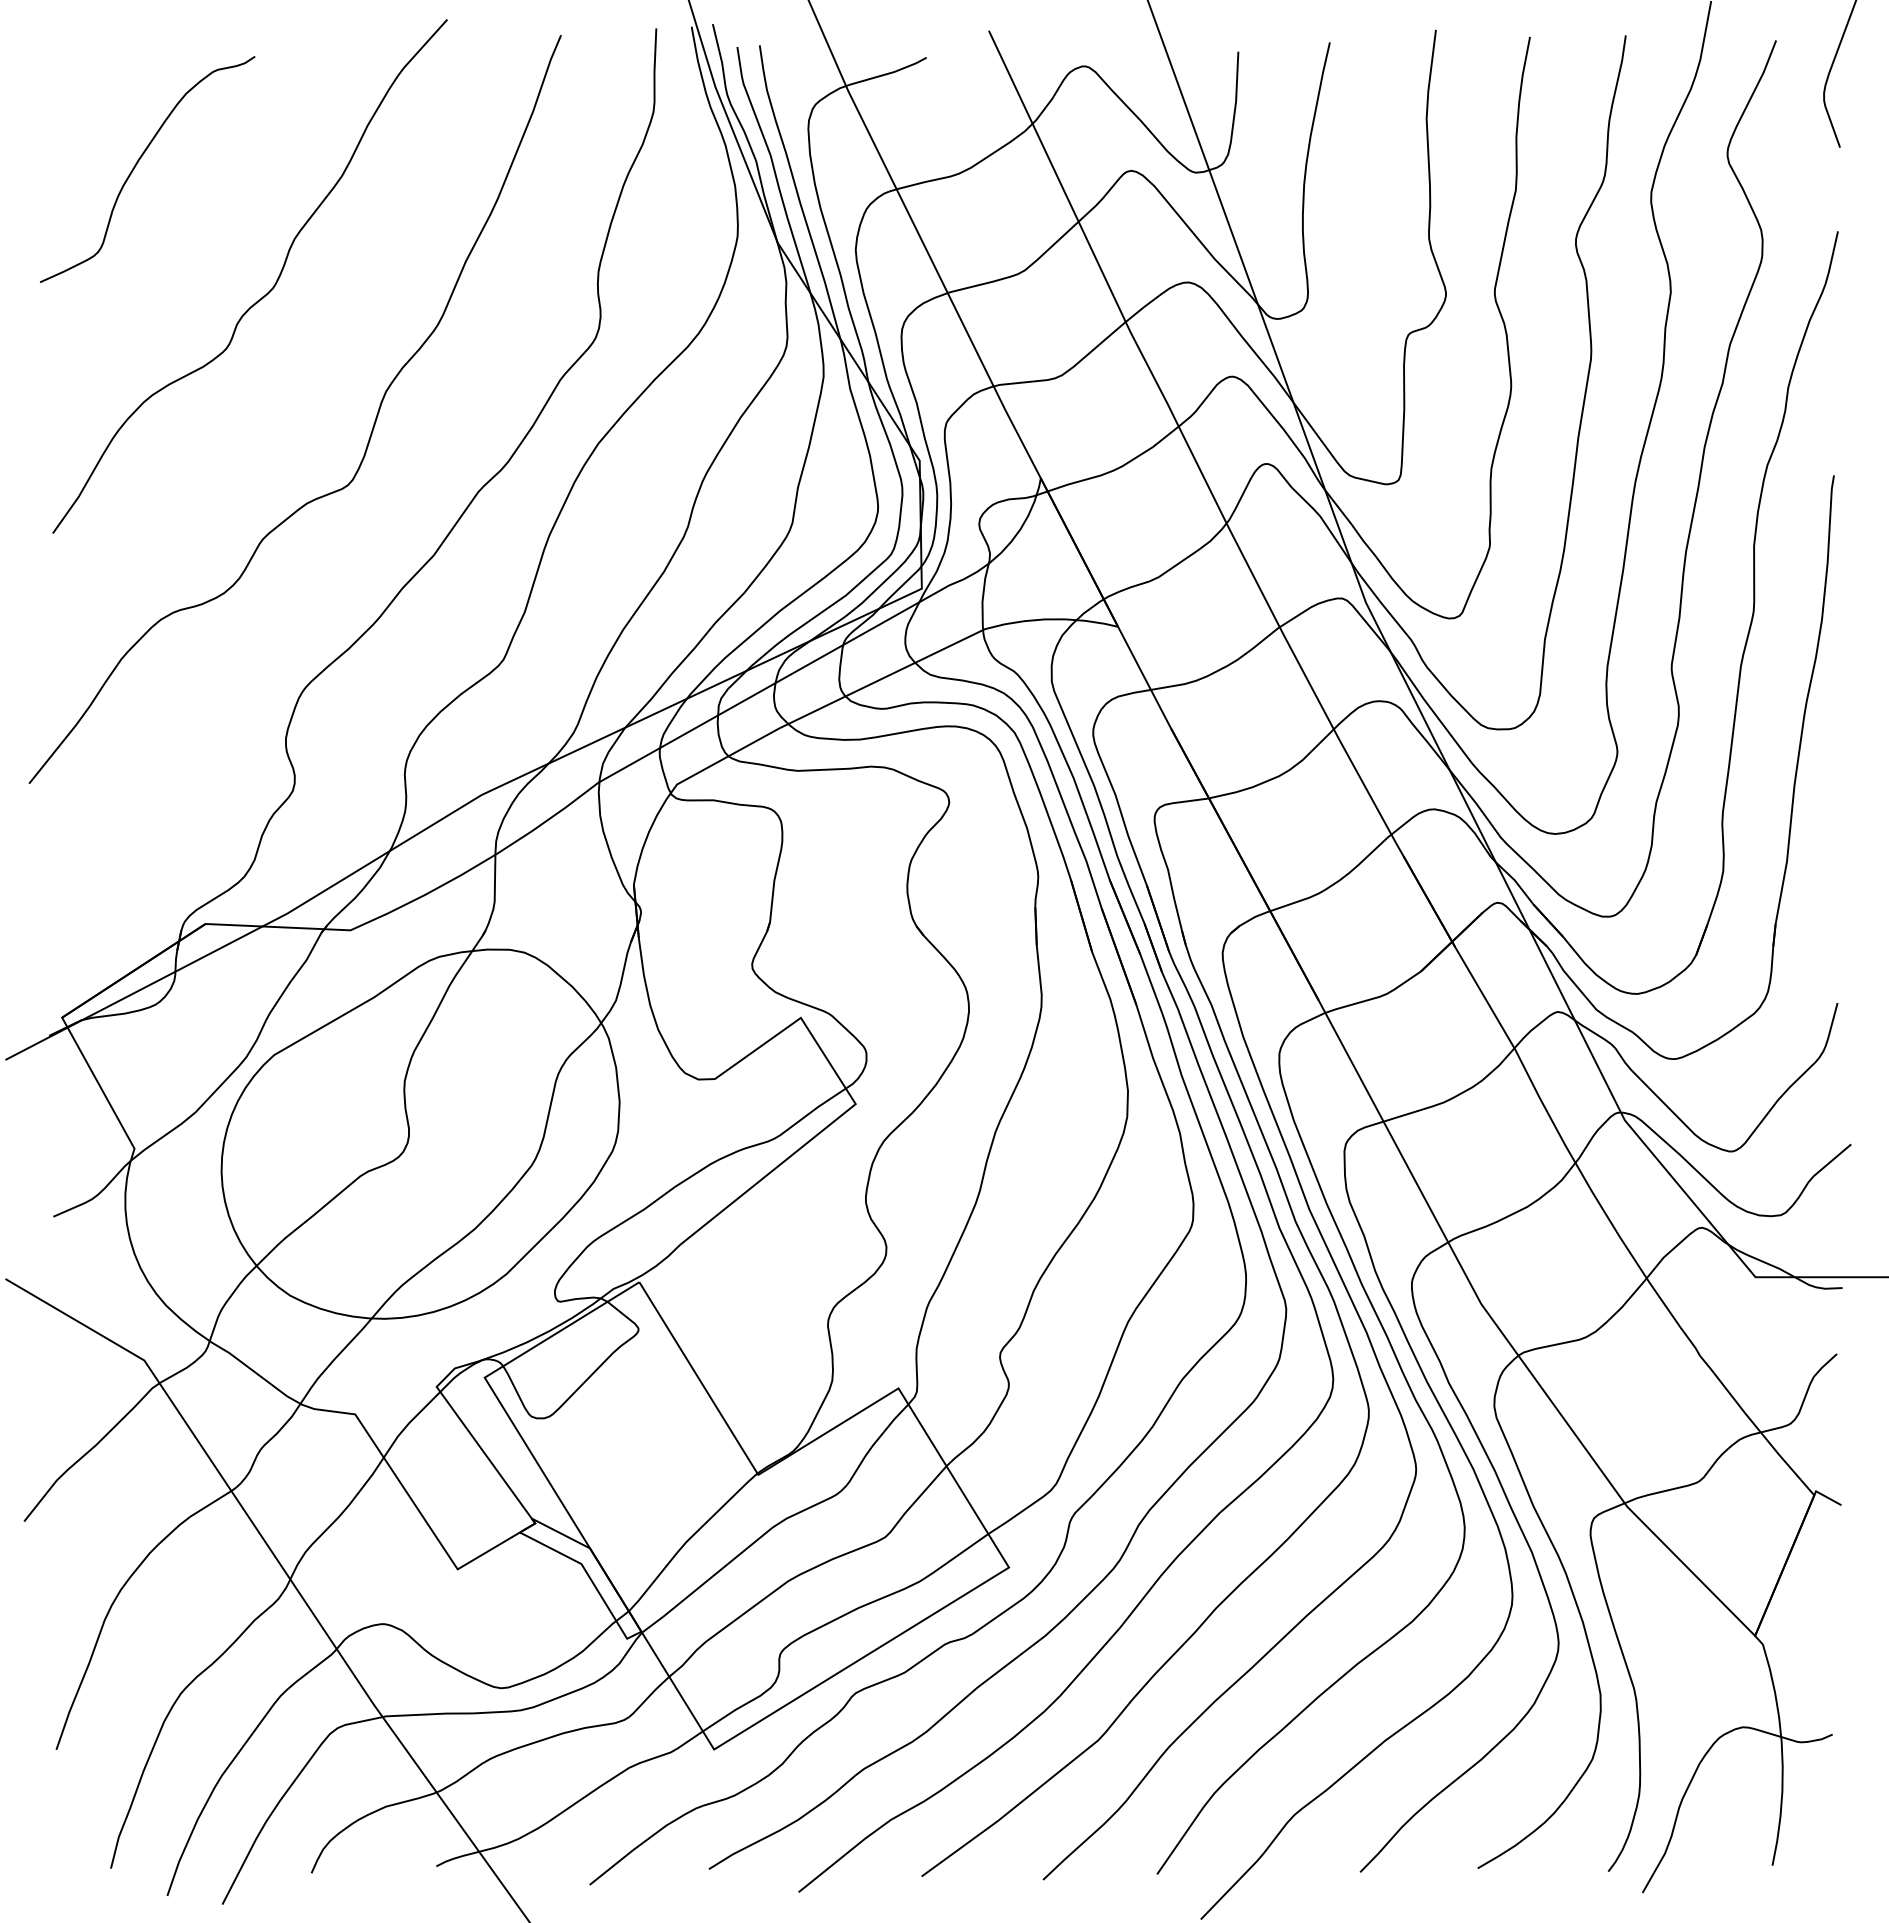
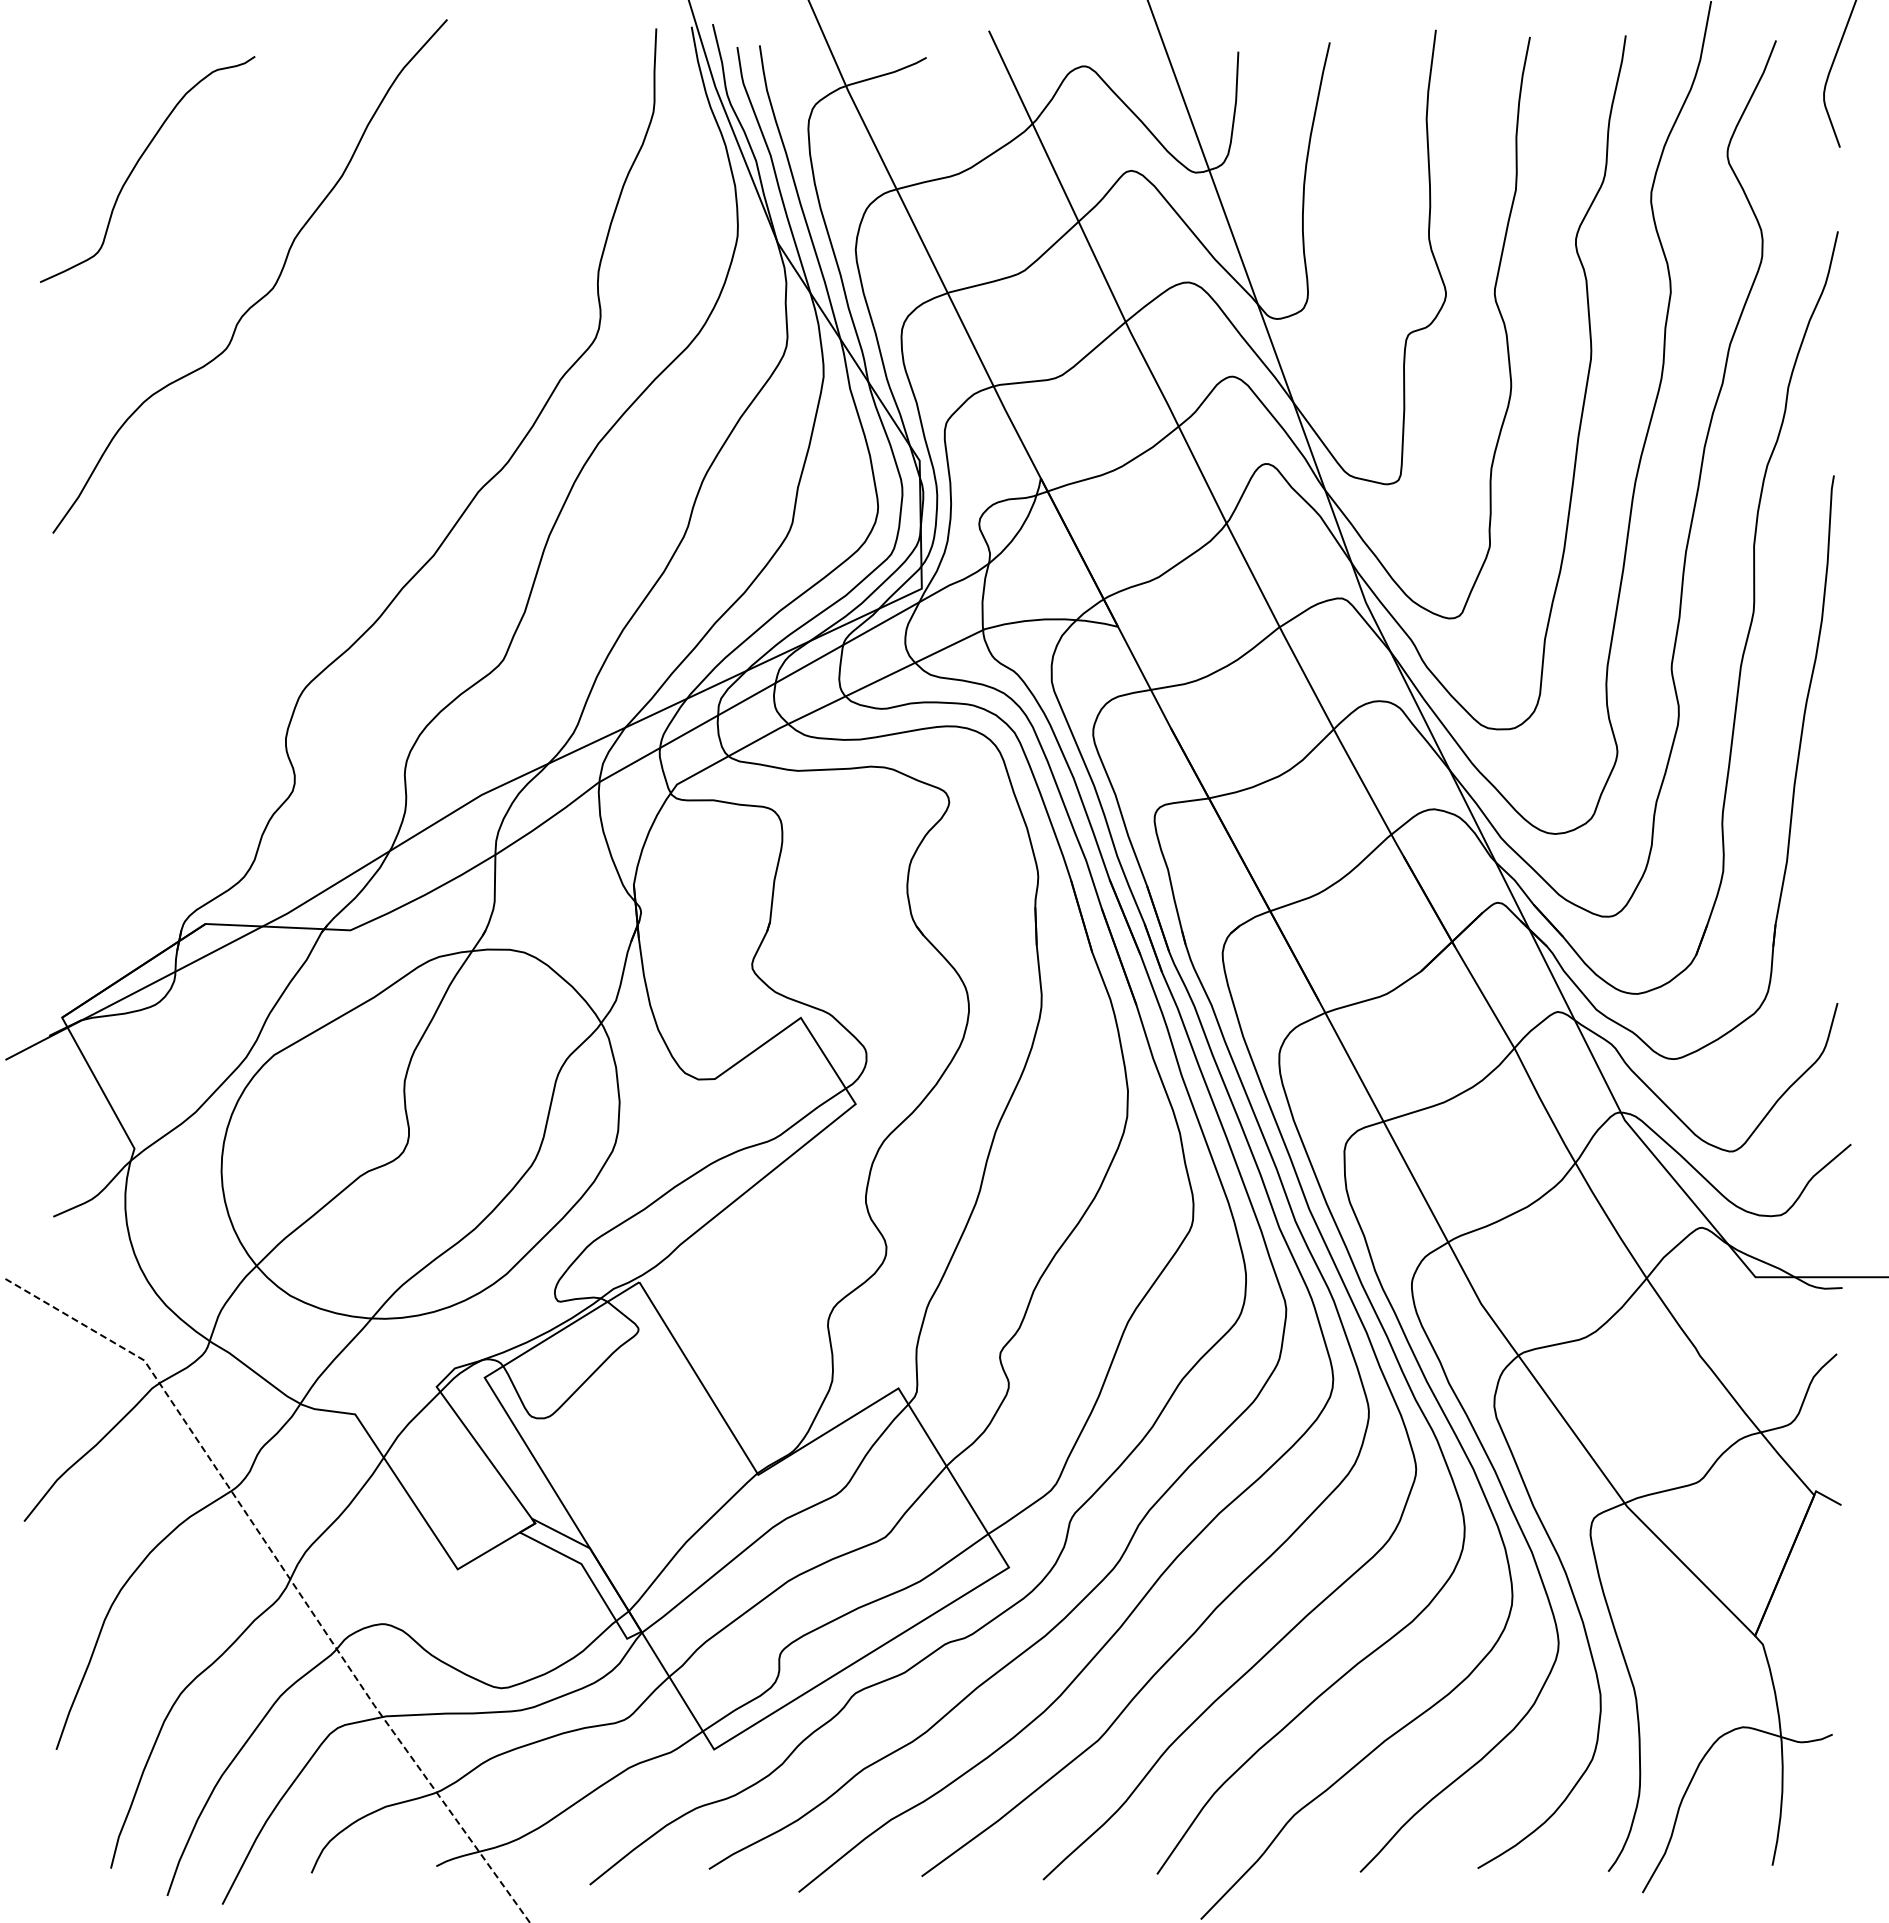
curve: present -> none (370, 433)
line: solid -> dashed (288, 1577)
